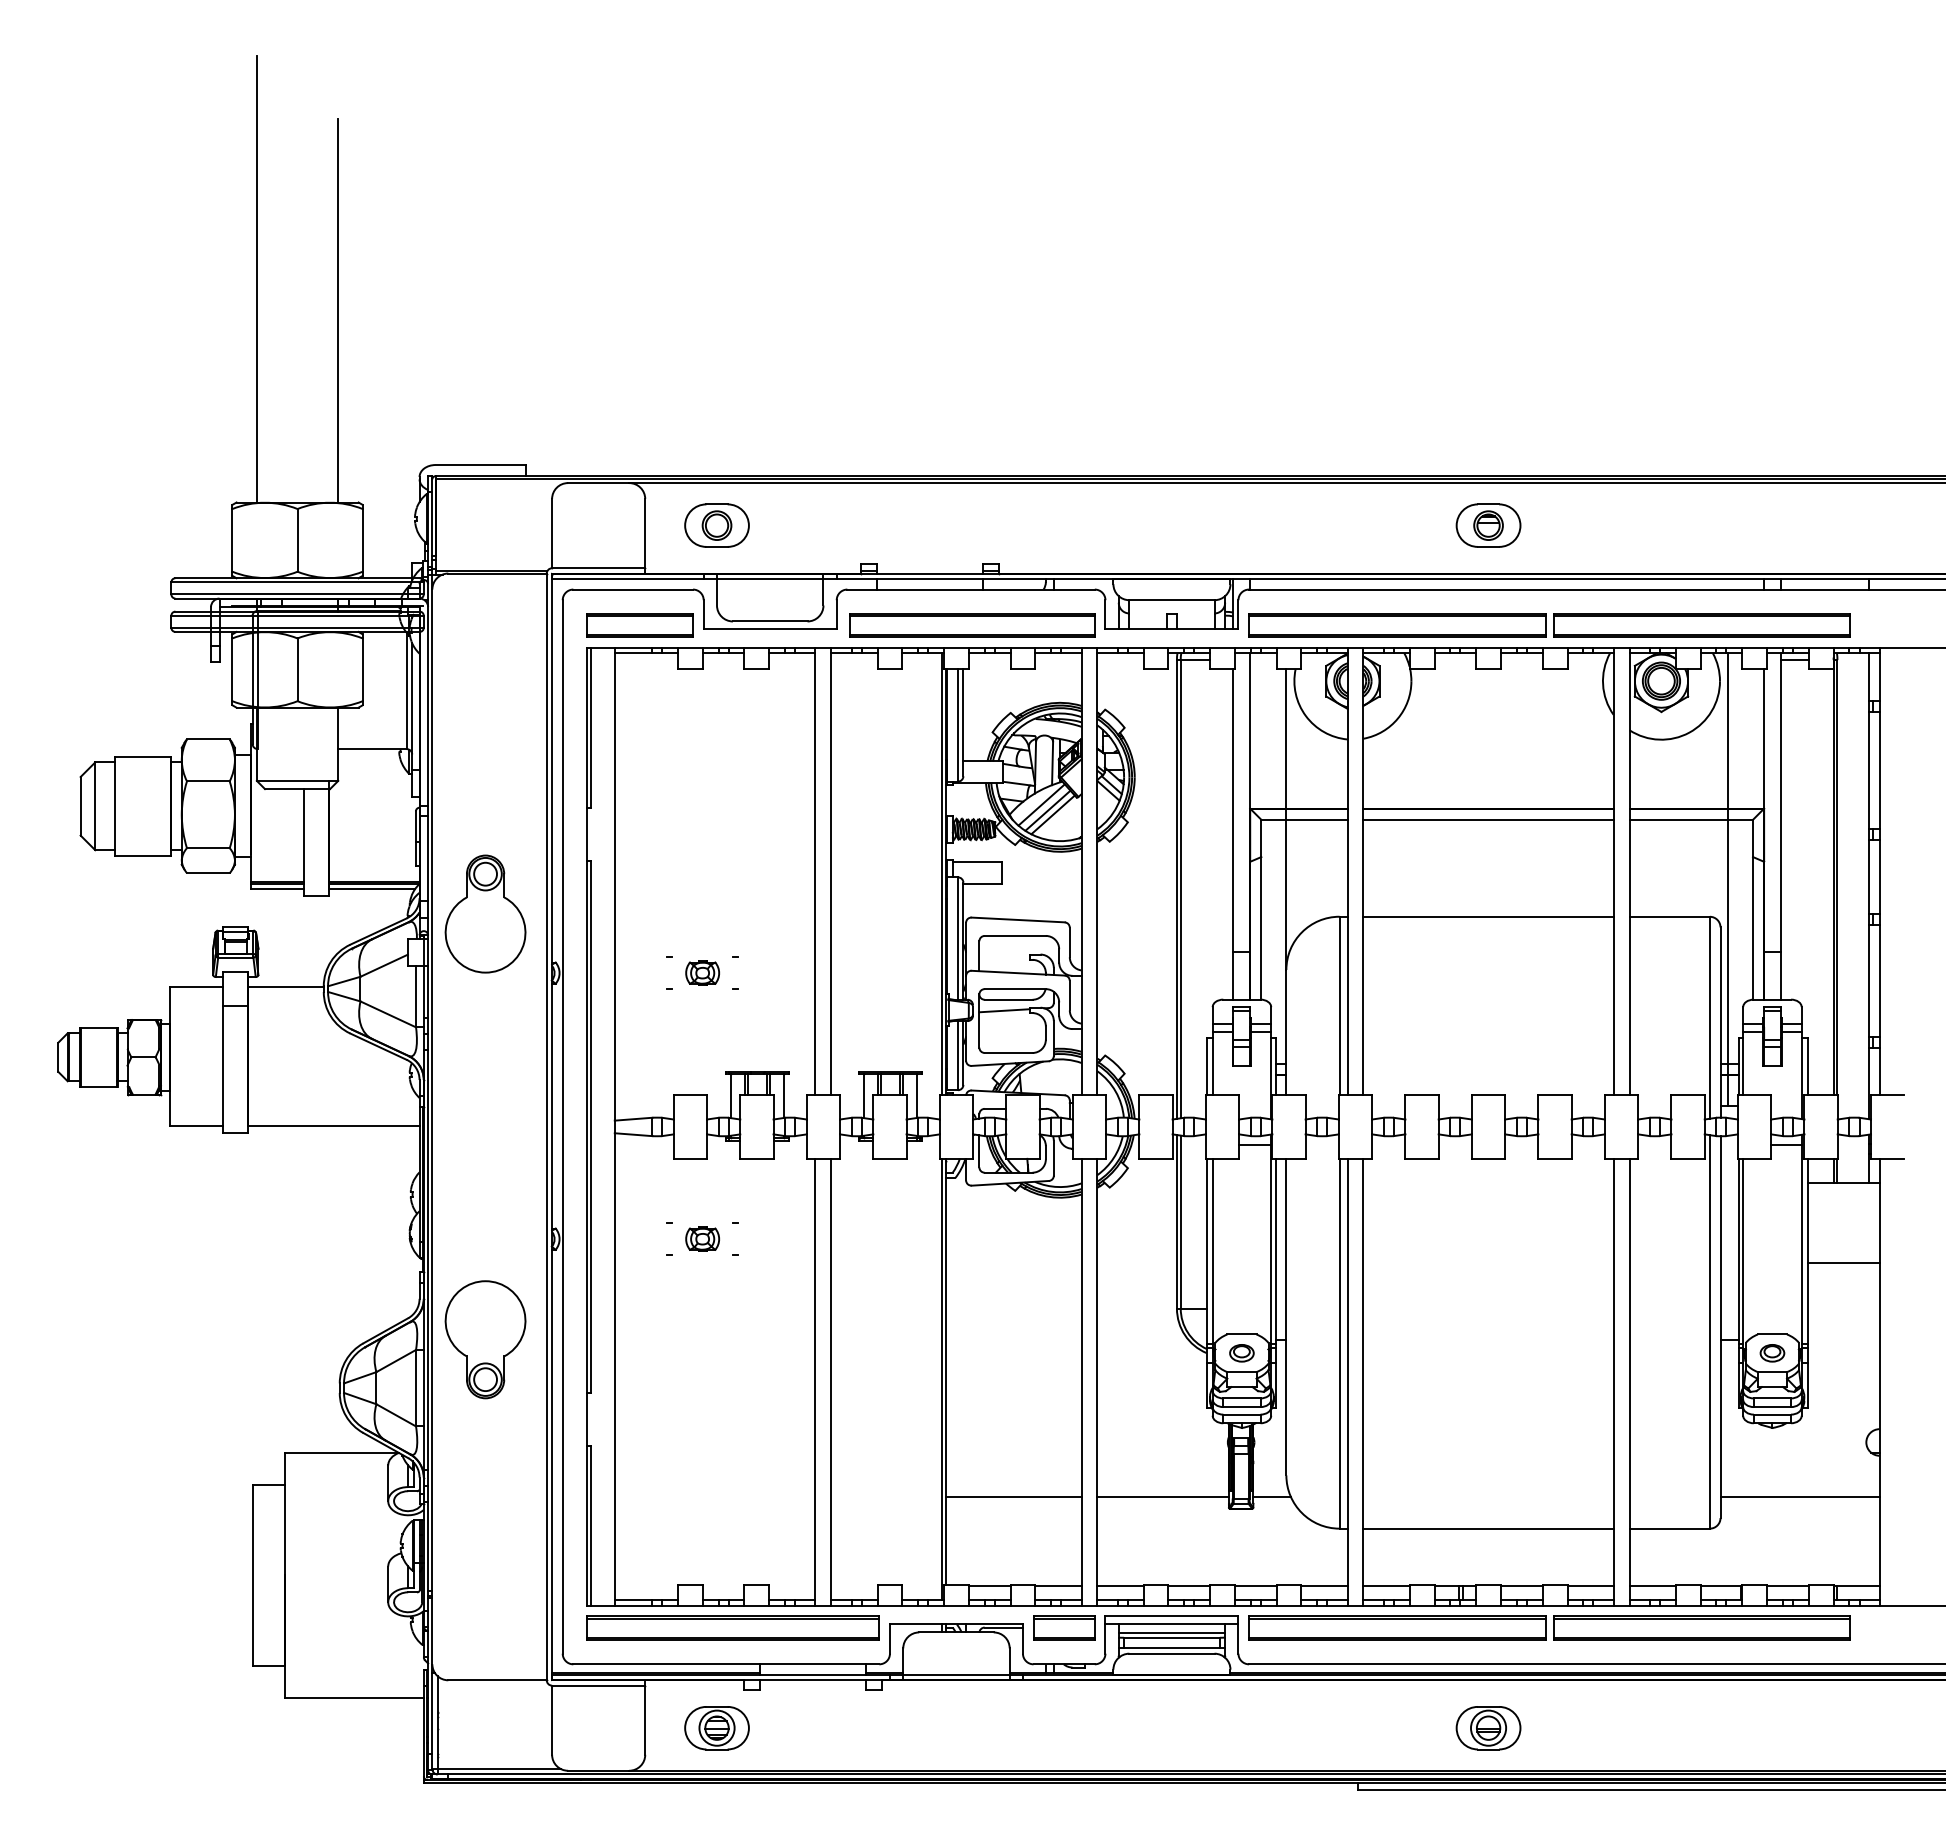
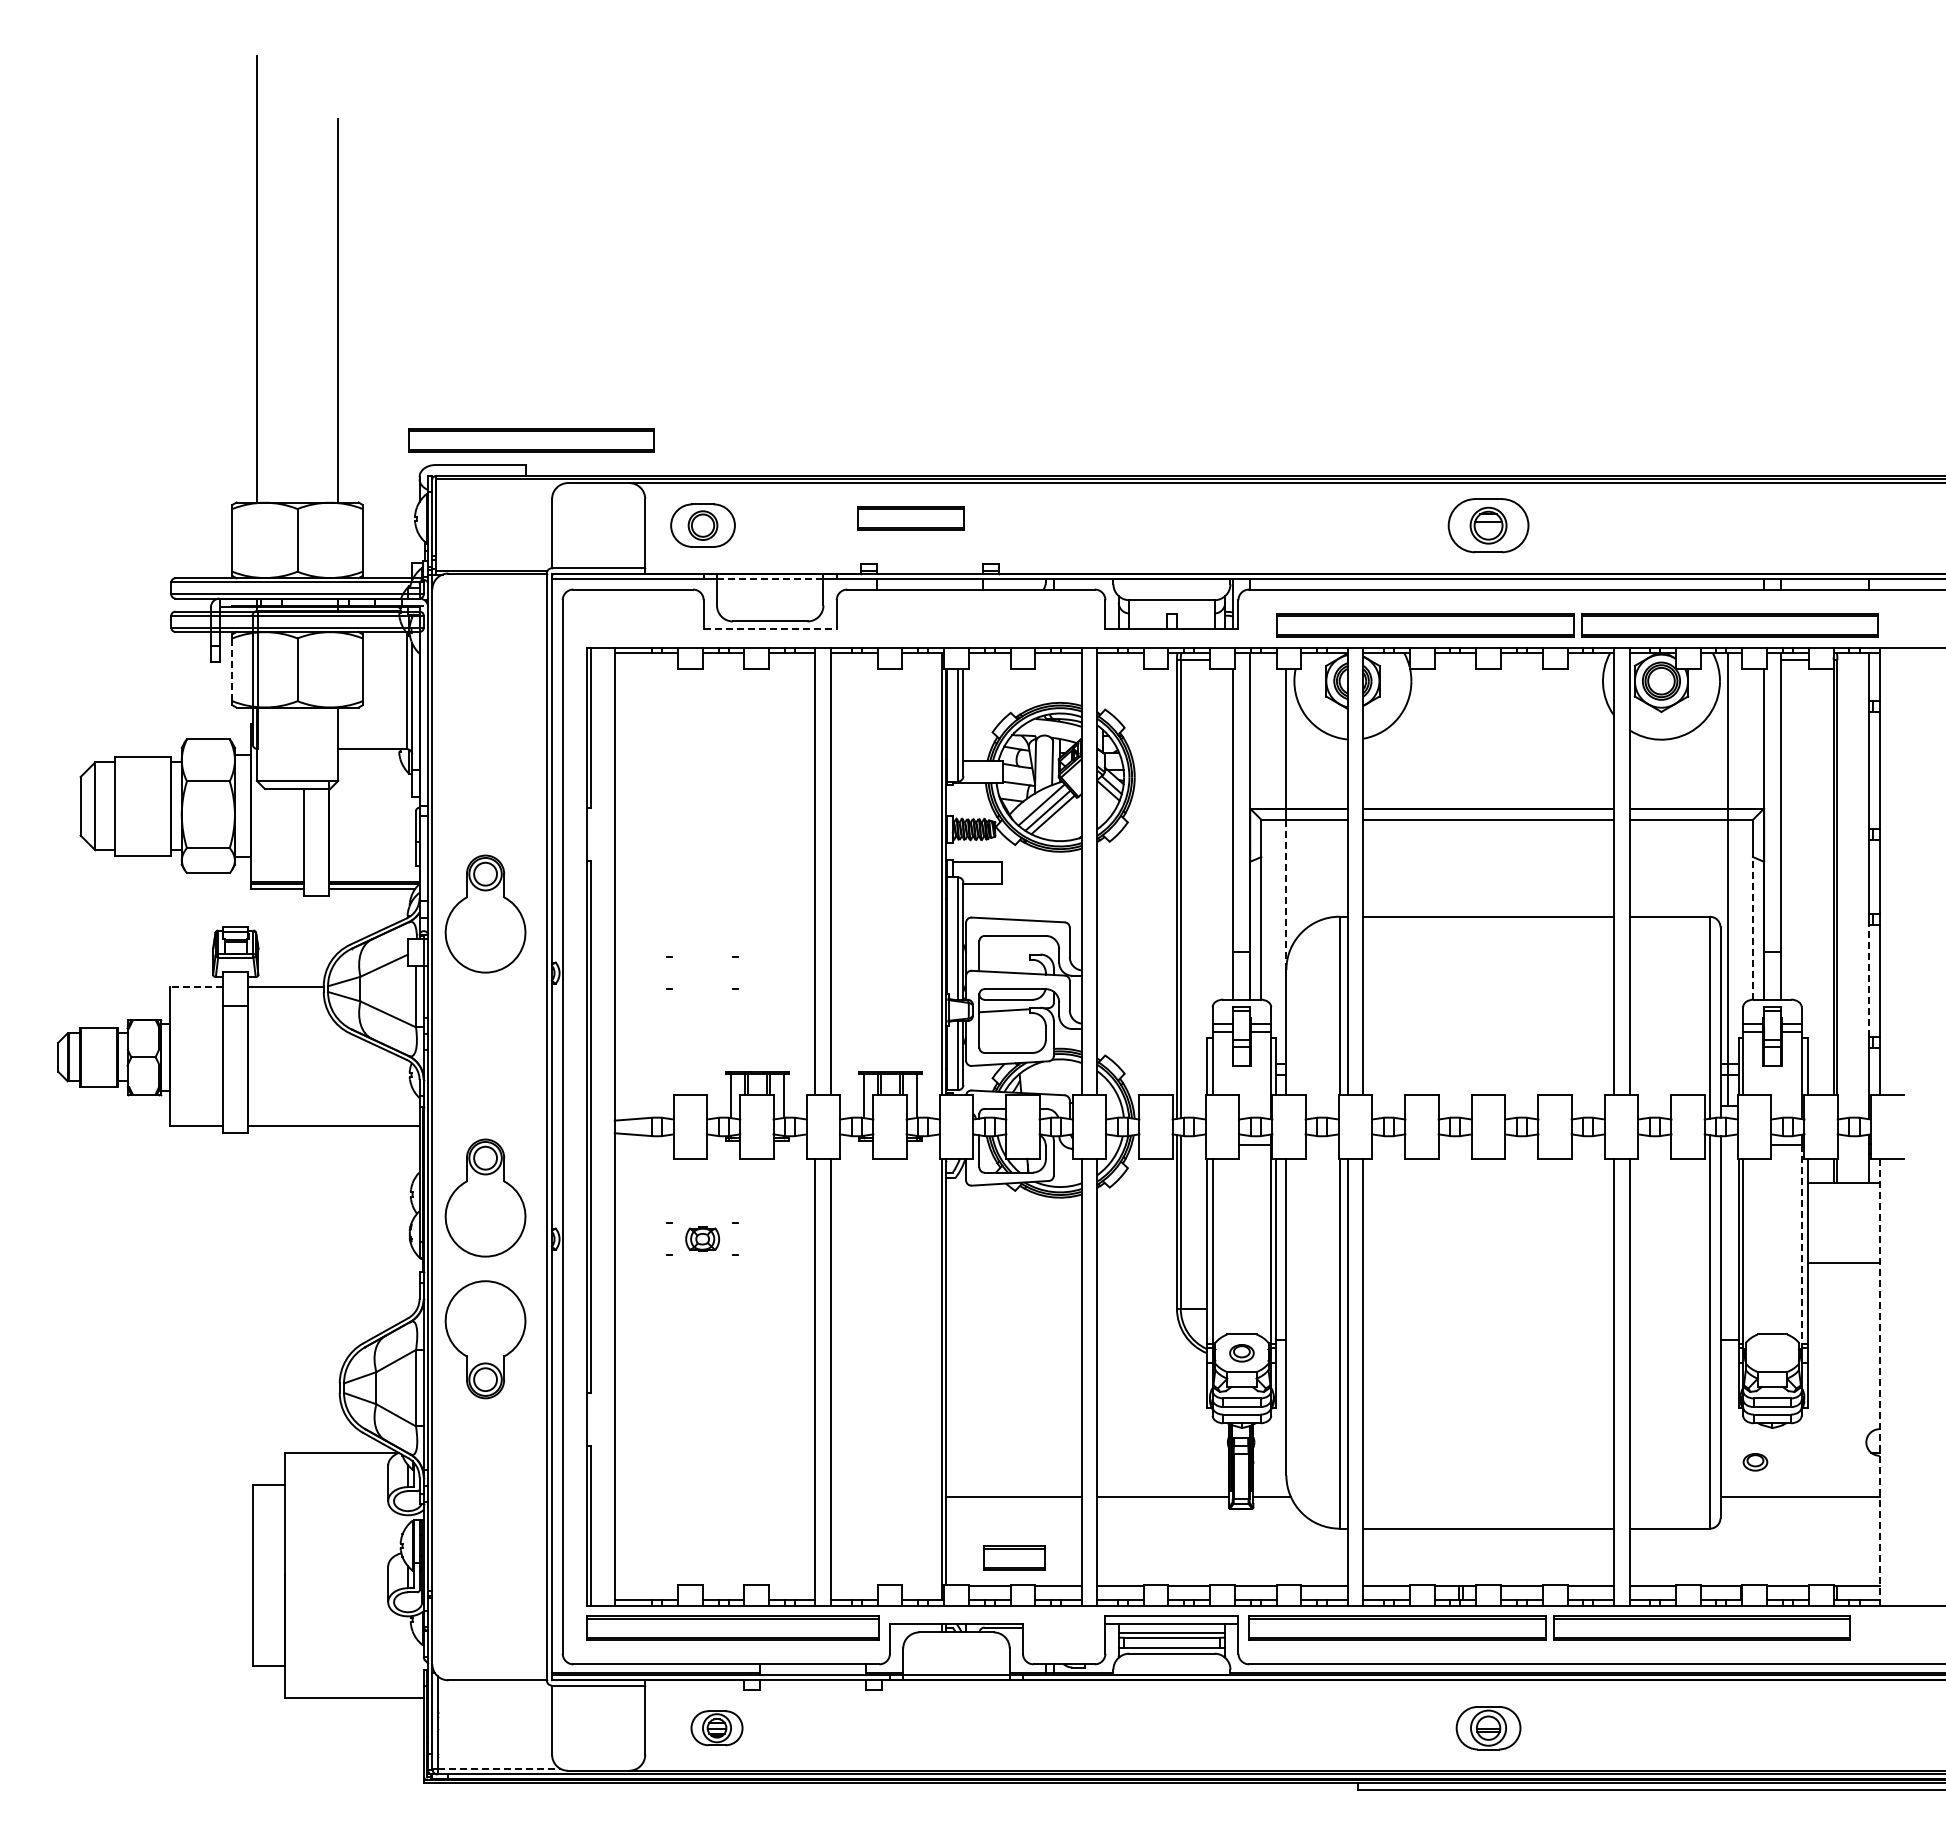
part position: (716, 525) -> (702, 525) (702, 525)
part size: 67x45 px -> 83x56 px (1488, 525)
line: solid -> dashed (769, 578)
part position: (639, 625) -> (910, 518) (910, 518)
part position: (972, 625) -> (531, 440) (531, 440)
part position: (1549, 625) -> (1577, 625) (1577, 625)
line: solid -> dashed (770, 629)
line: solid -> dashed (232, 669)
line: solid -> dashed (1286, 894)
line: solid -> dashed (1753, 927)
part: present -> none (702, 972)
line: solid -> dashed (1869, 980)
line: solid -> dashed (196, 987)
part: none -> present (485, 1197)
line: solid -> dashed (1801, 1247)
part position: (1772, 1353) -> (1755, 1462) (1755, 1462)
line: solid -> dashed (1879, 1381)
part position: (1064, 1627) -> (1014, 1557) (1014, 1557)
part size: 66x45 px -> 54x37 px (716, 1728)
line: solid -> dashed (499, 1769)
